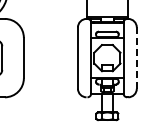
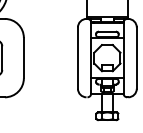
line: dashed -> solid (136, 58)
